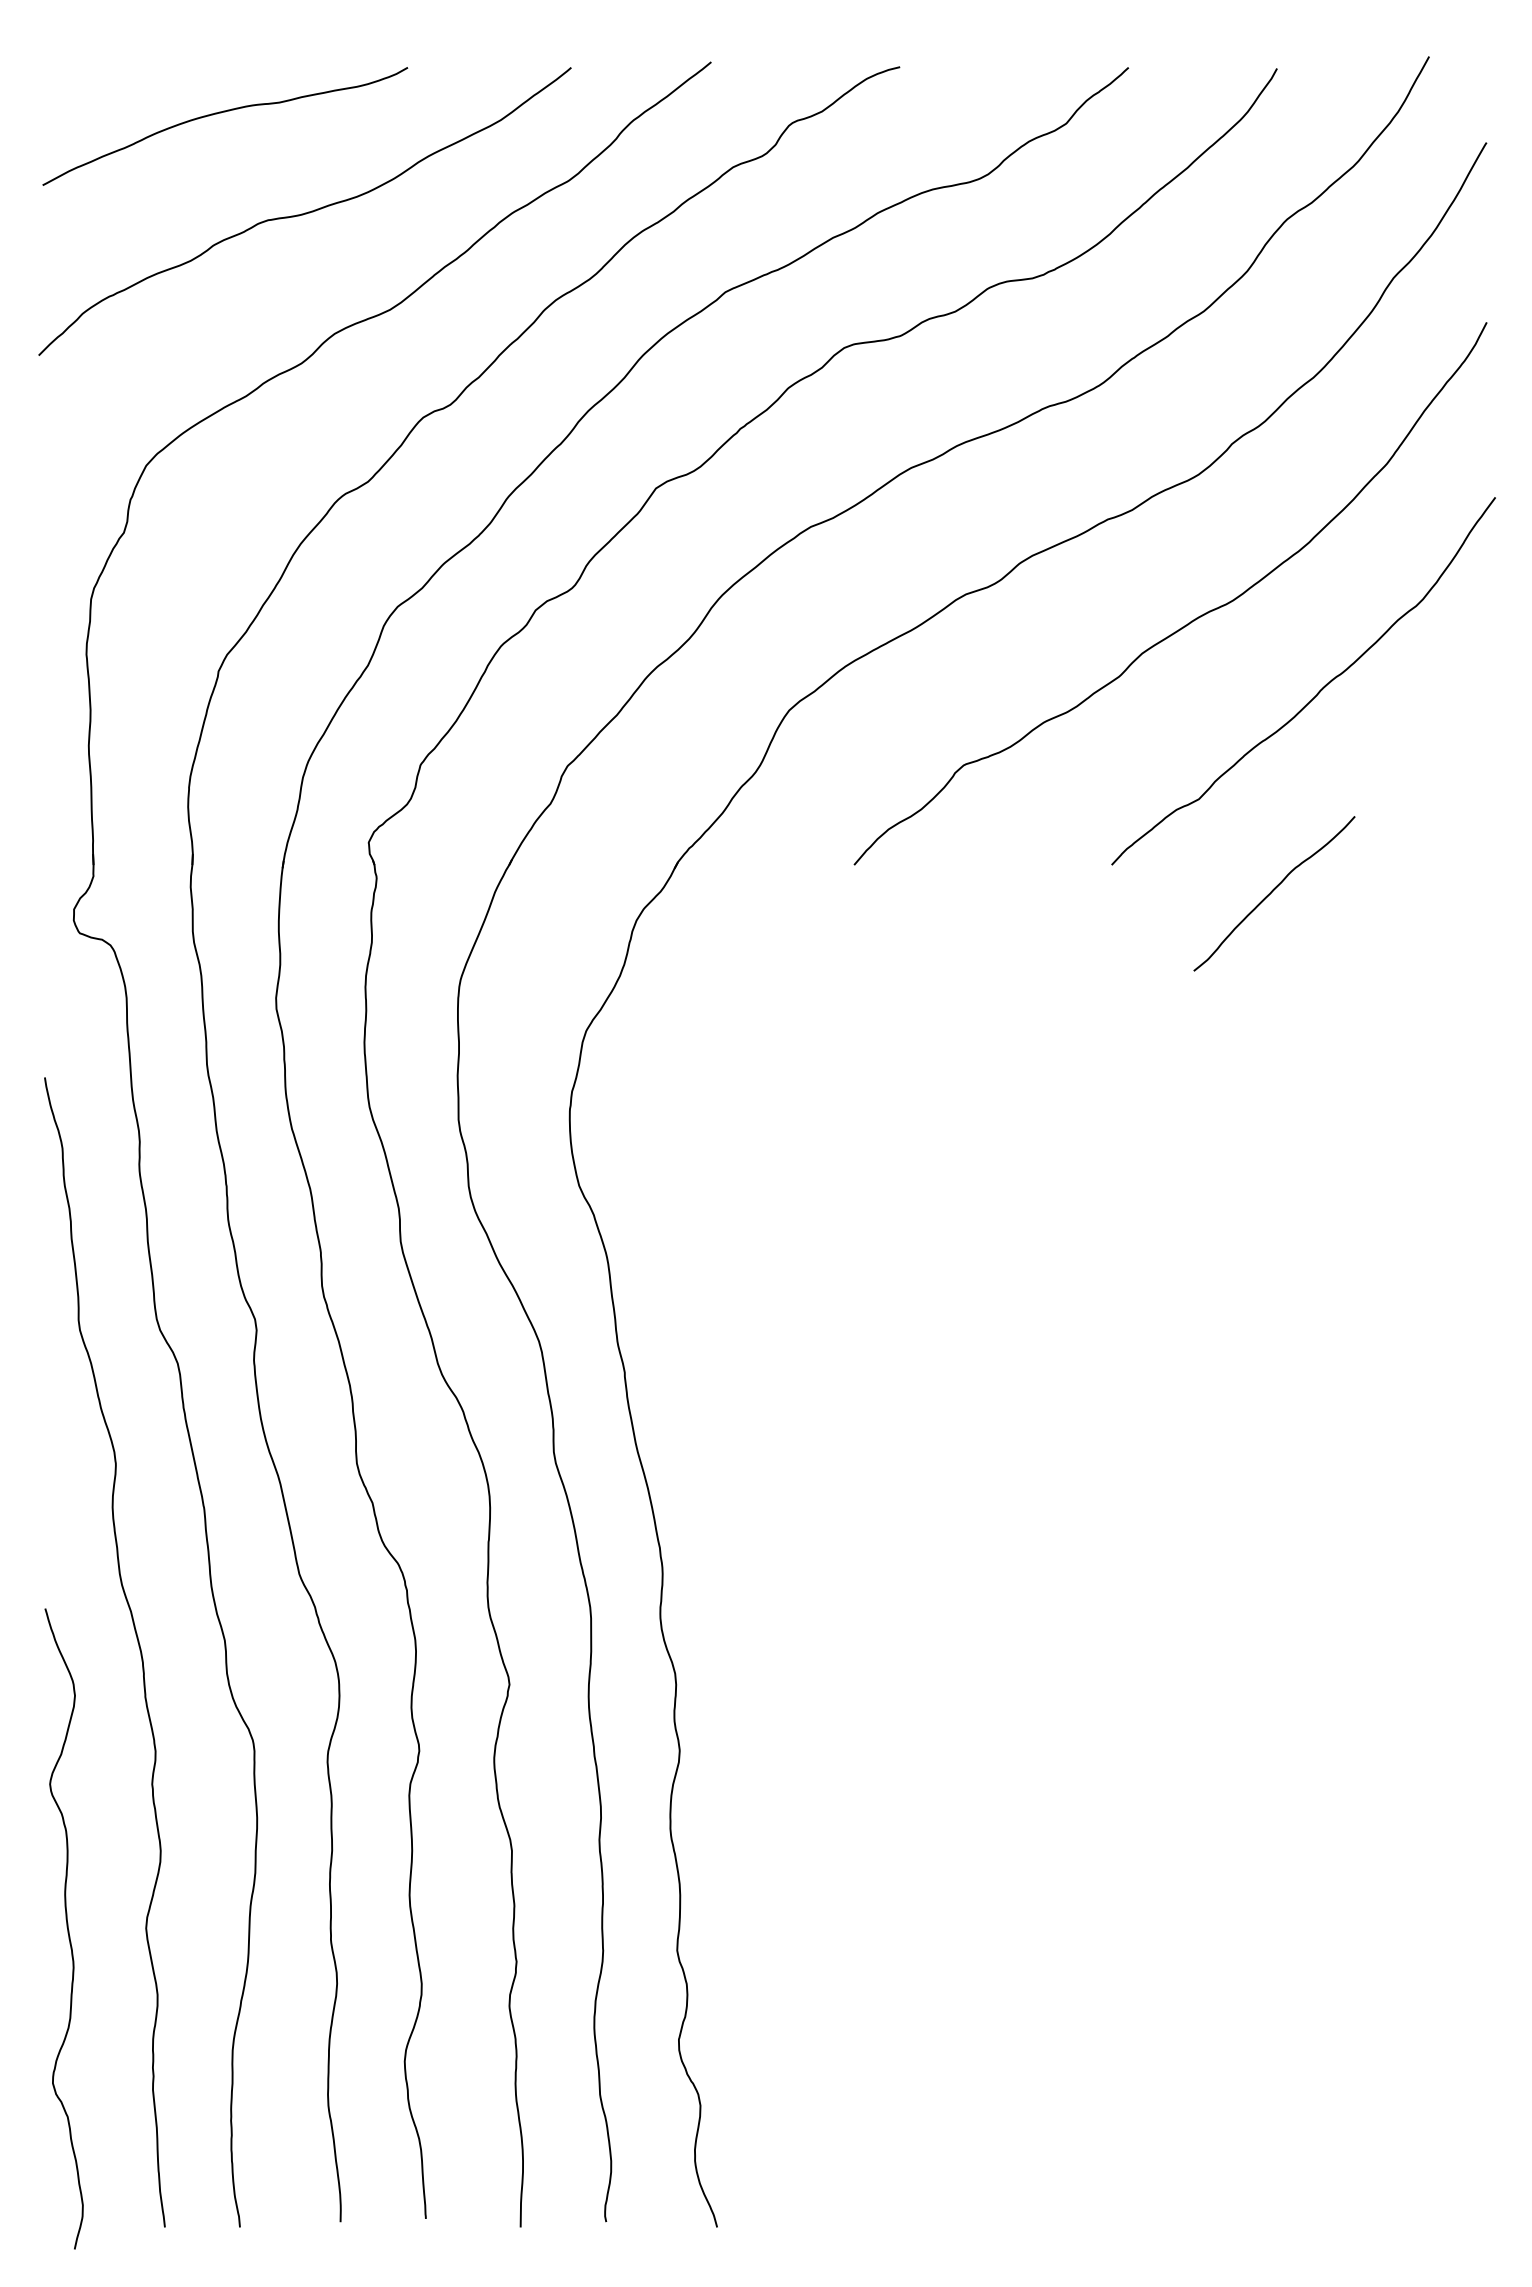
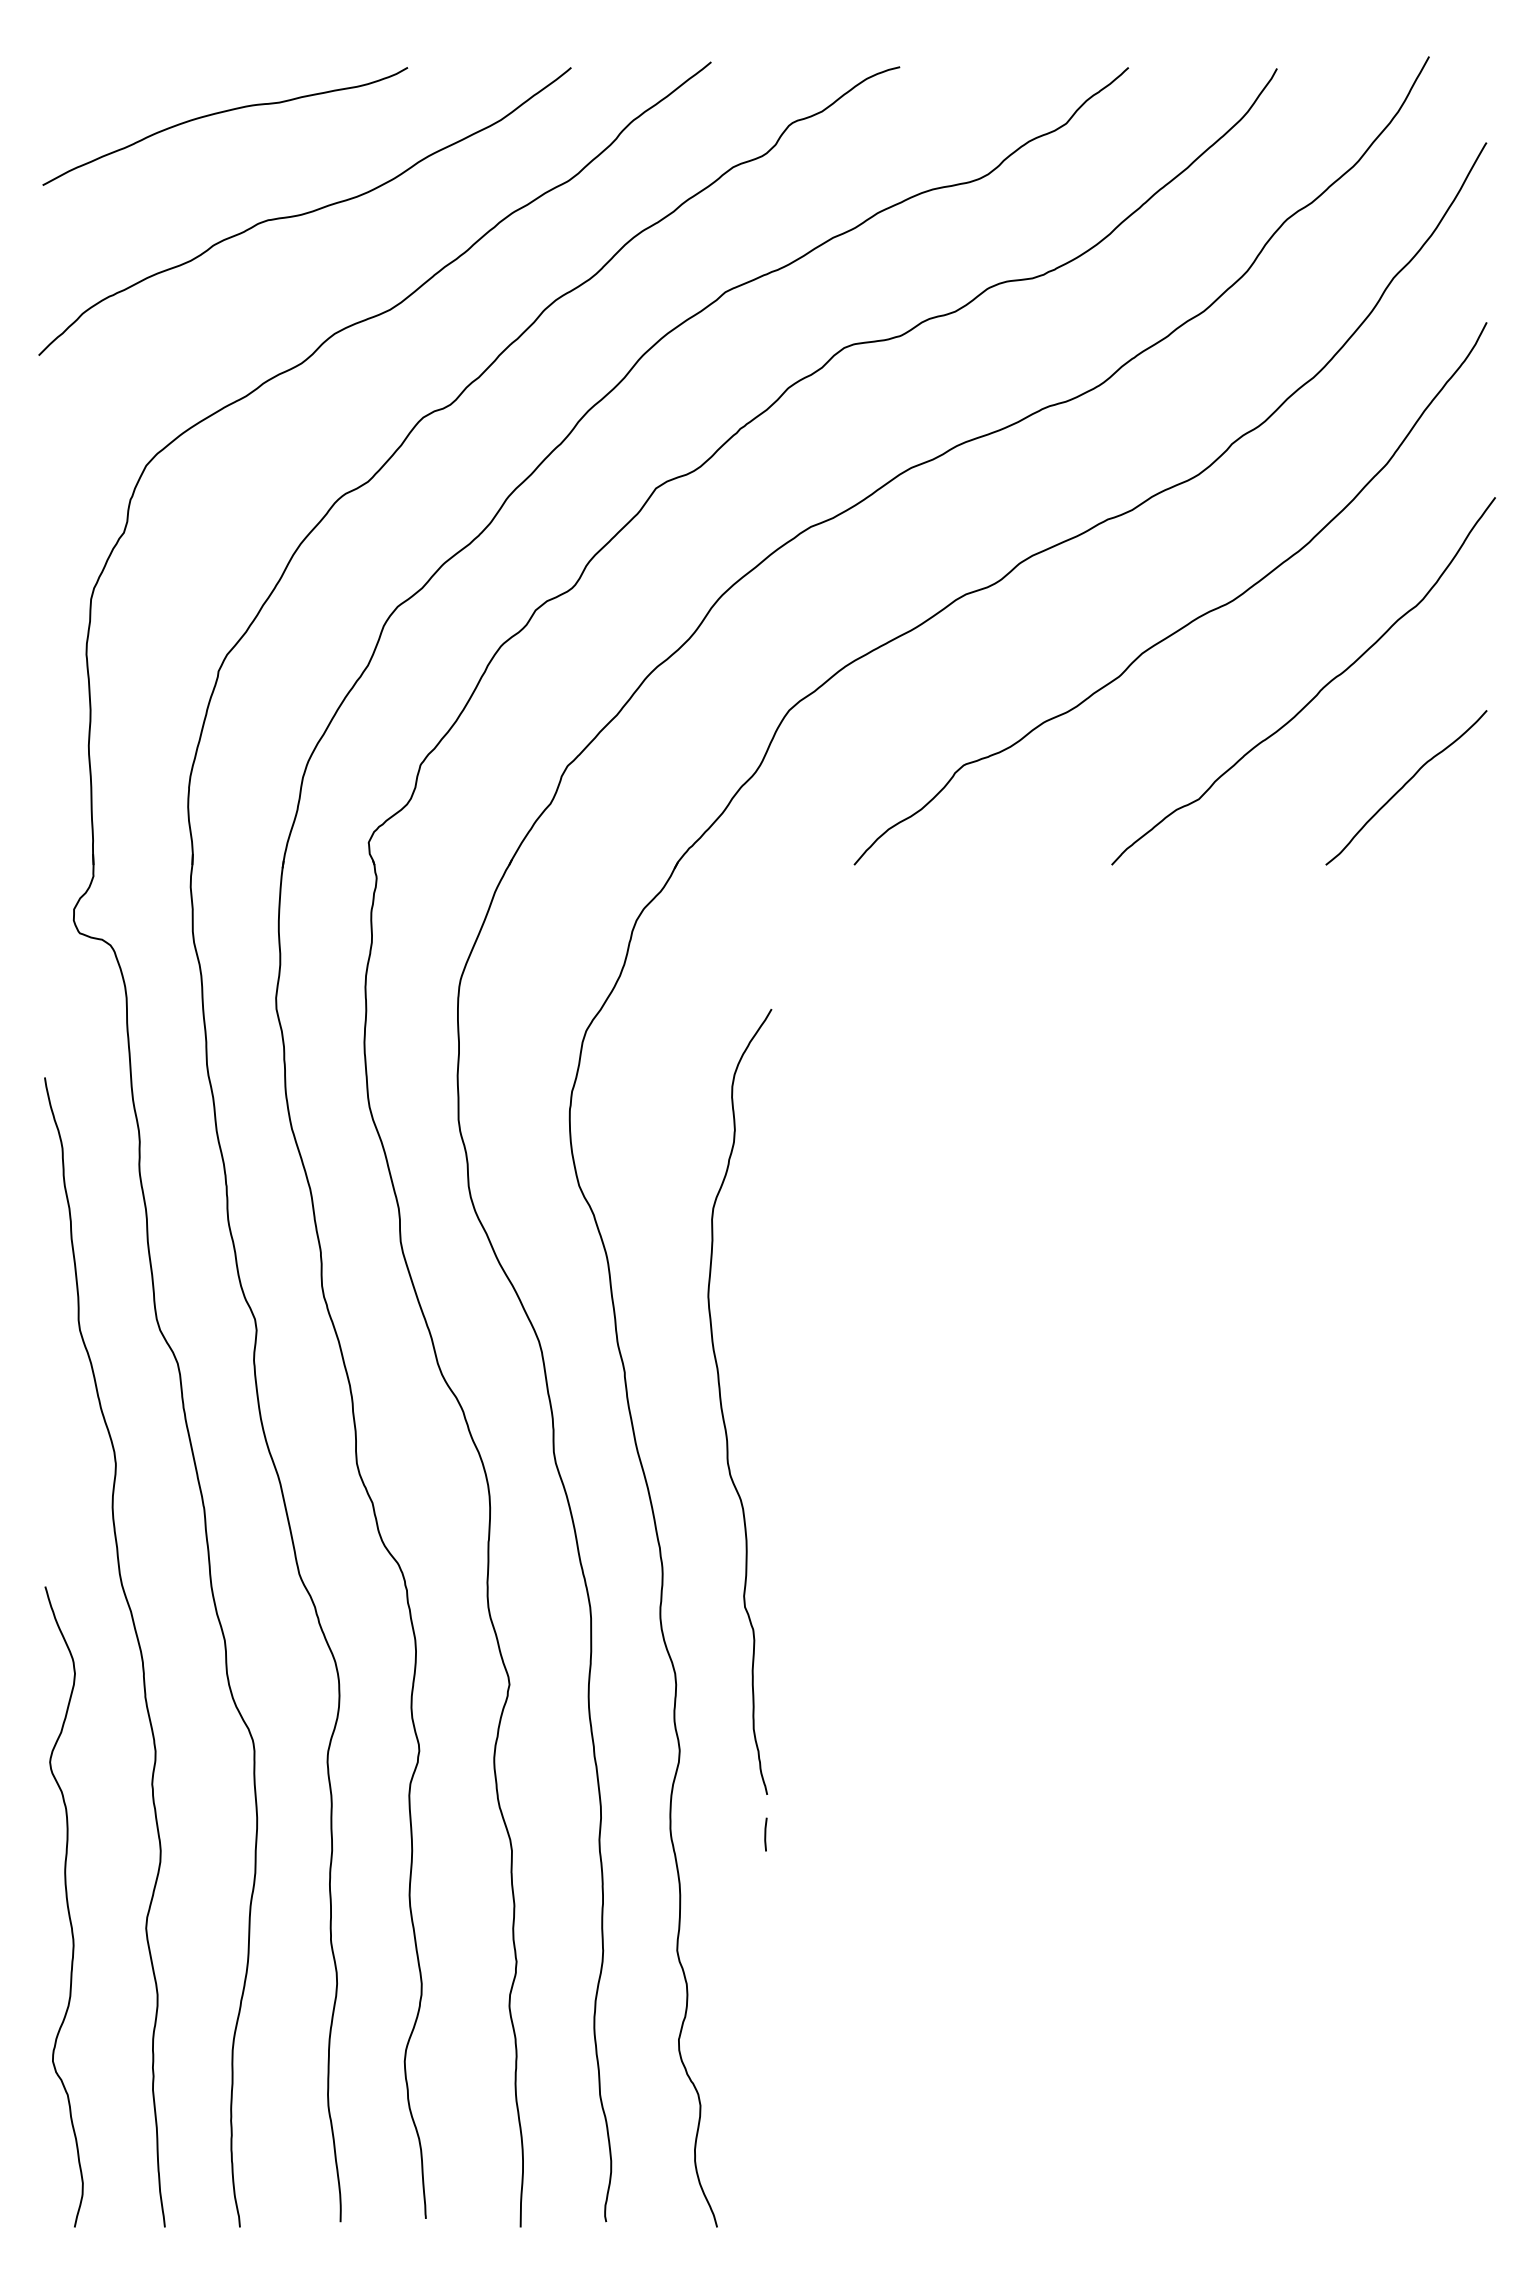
curve position: (1273, 891) -> (1405, 785) (1405, 785)
curve: none -> present (722, 1405)
line: none -> present (765, 1834)
curve position: (66, 1927) -> (66, 1905) (66, 1905)
